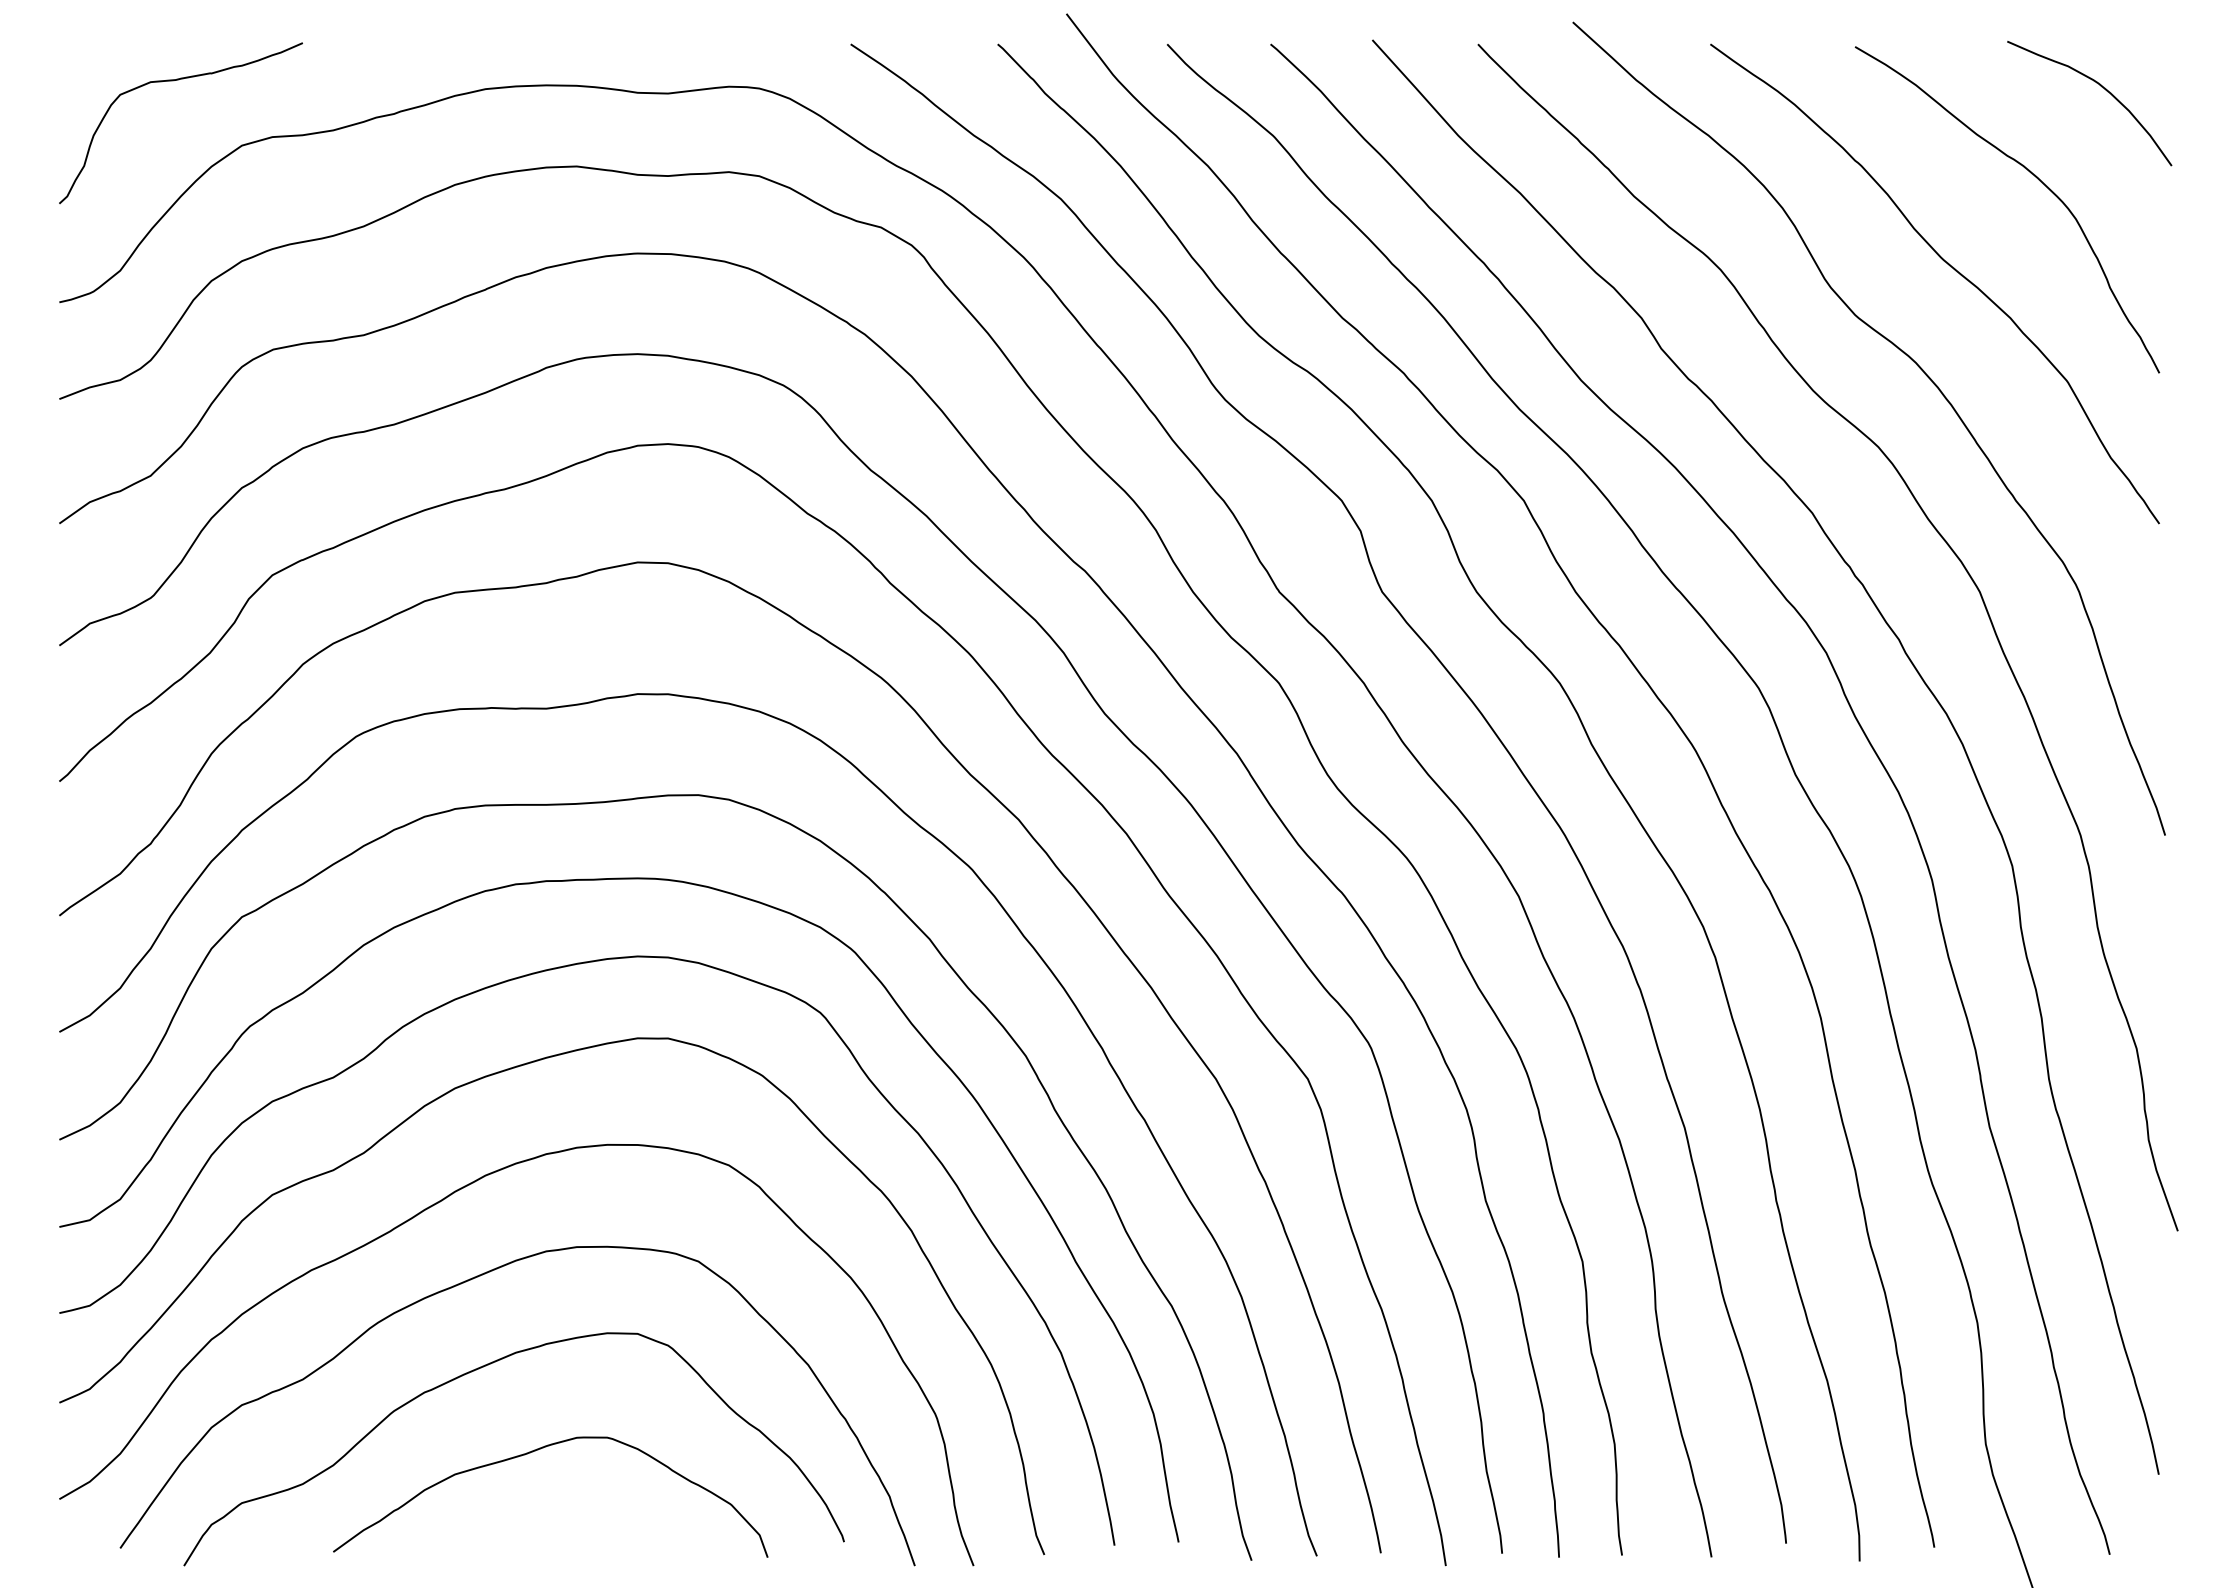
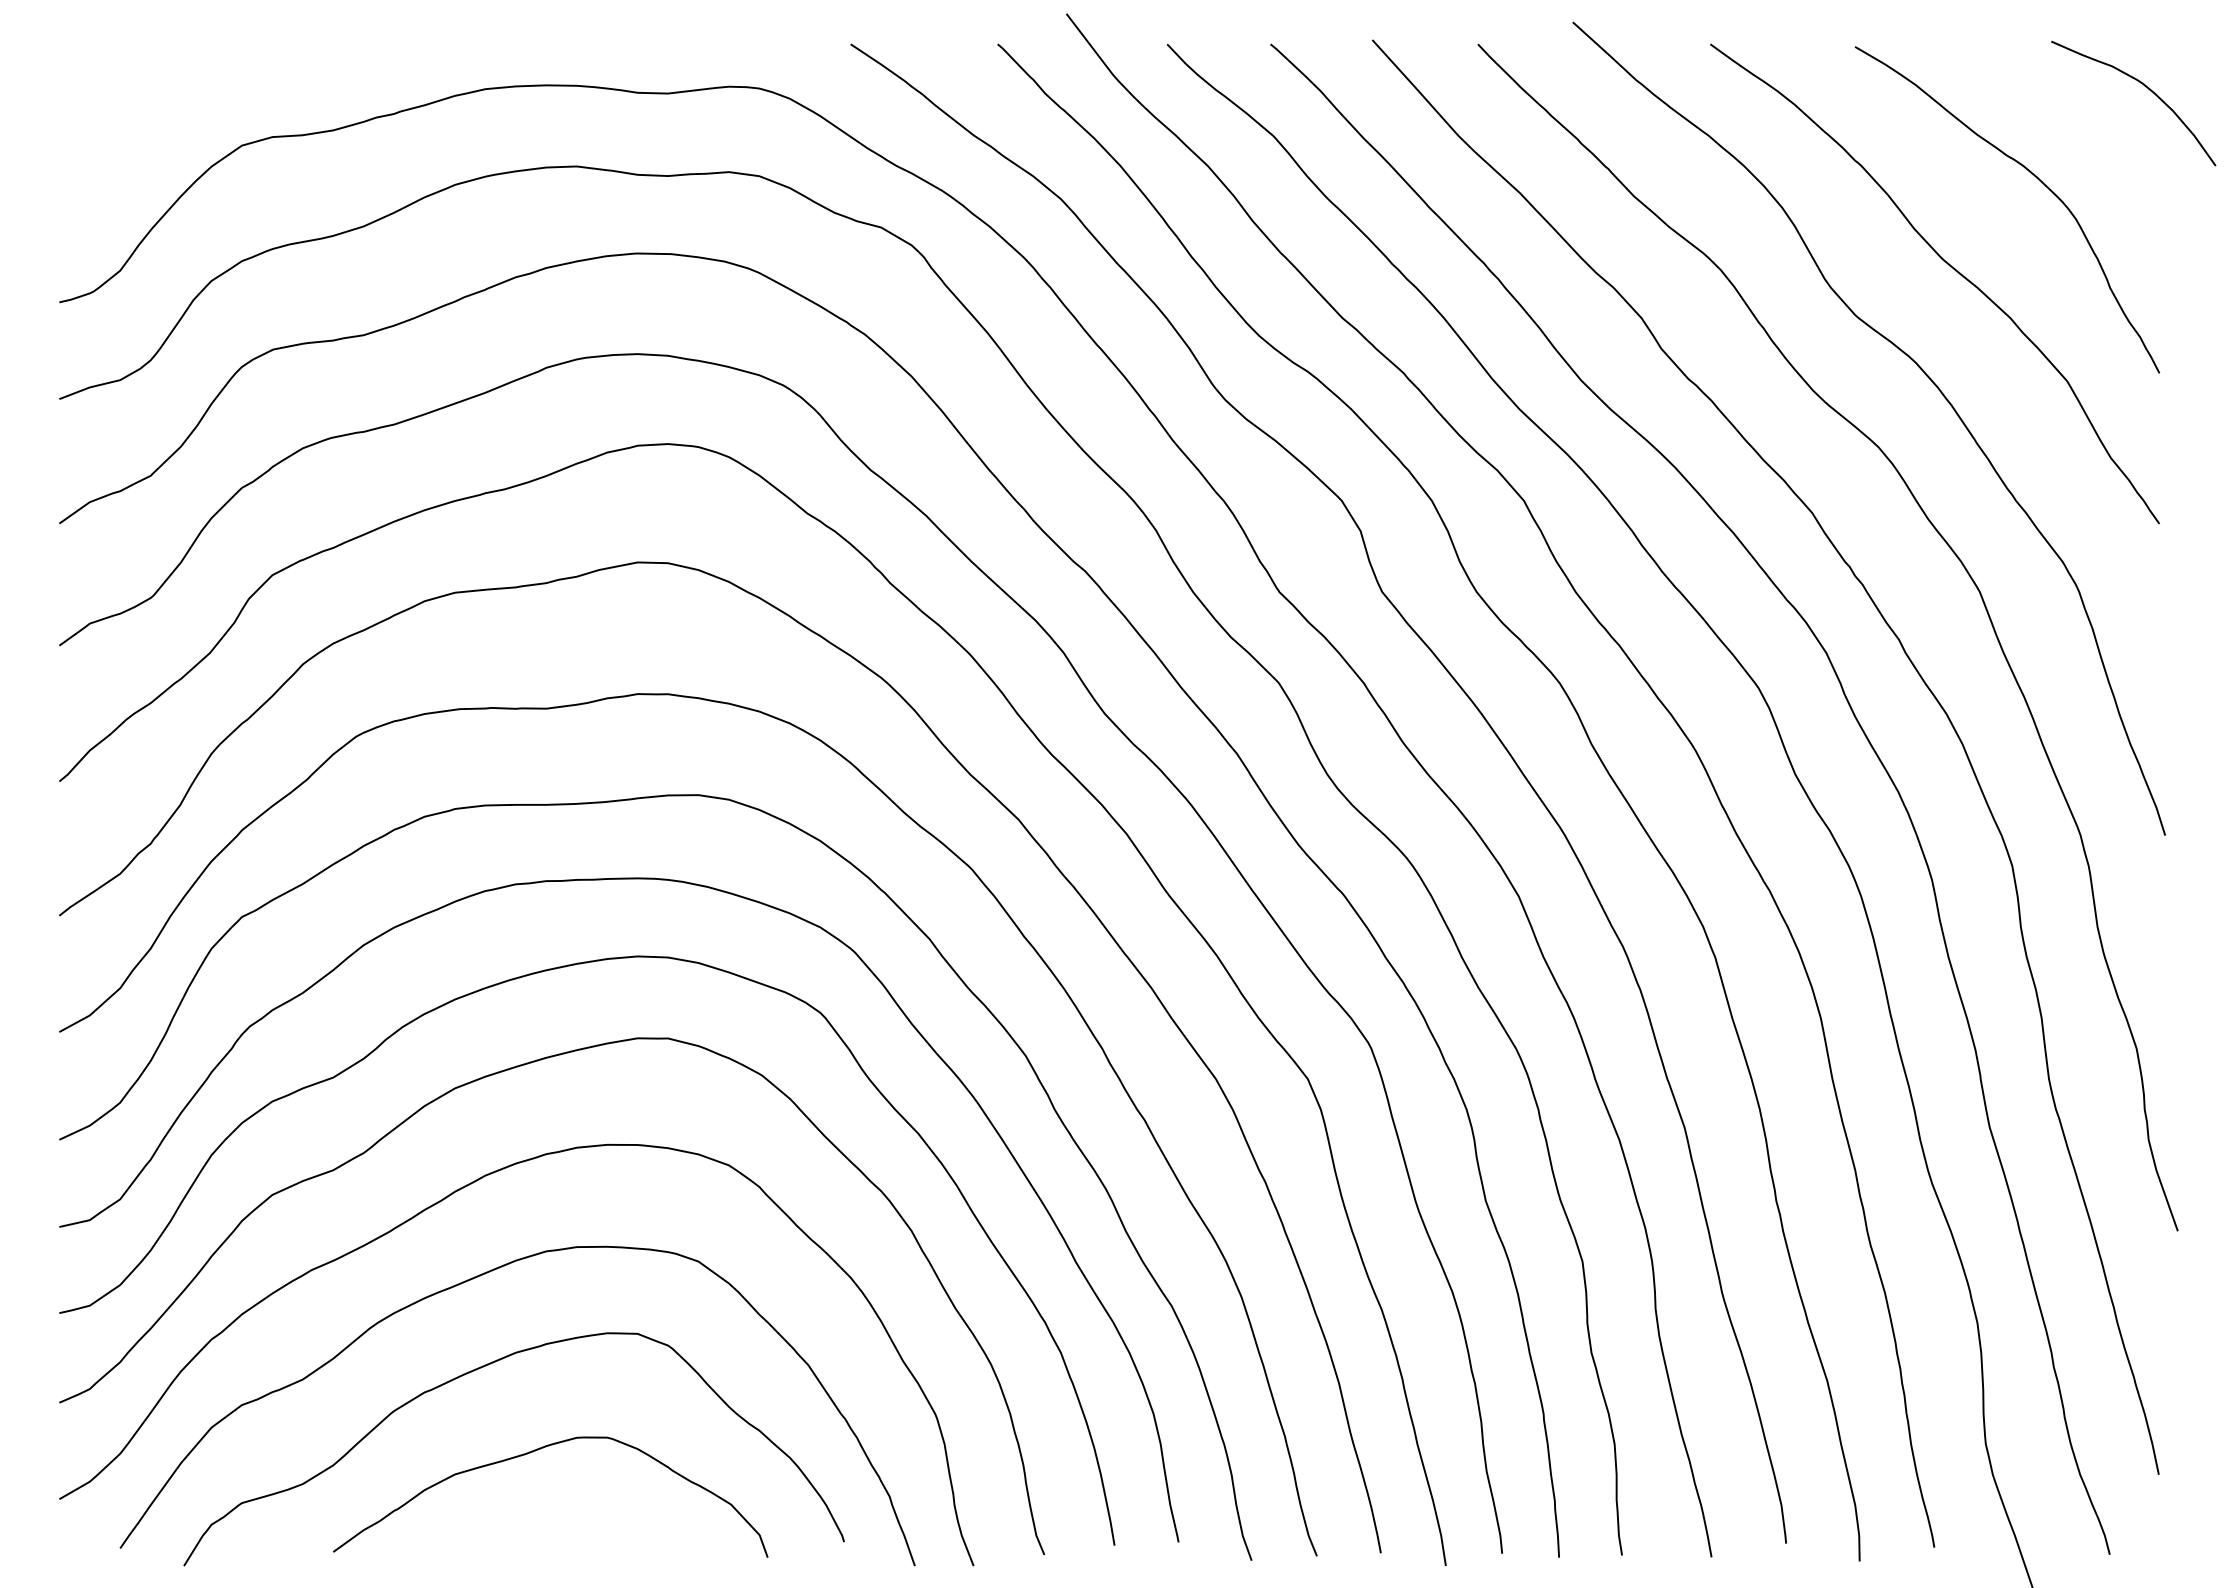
curve: present -> none (173, 81)
curve position: (2101, 87) -> (2145, 87) (2145, 87)
